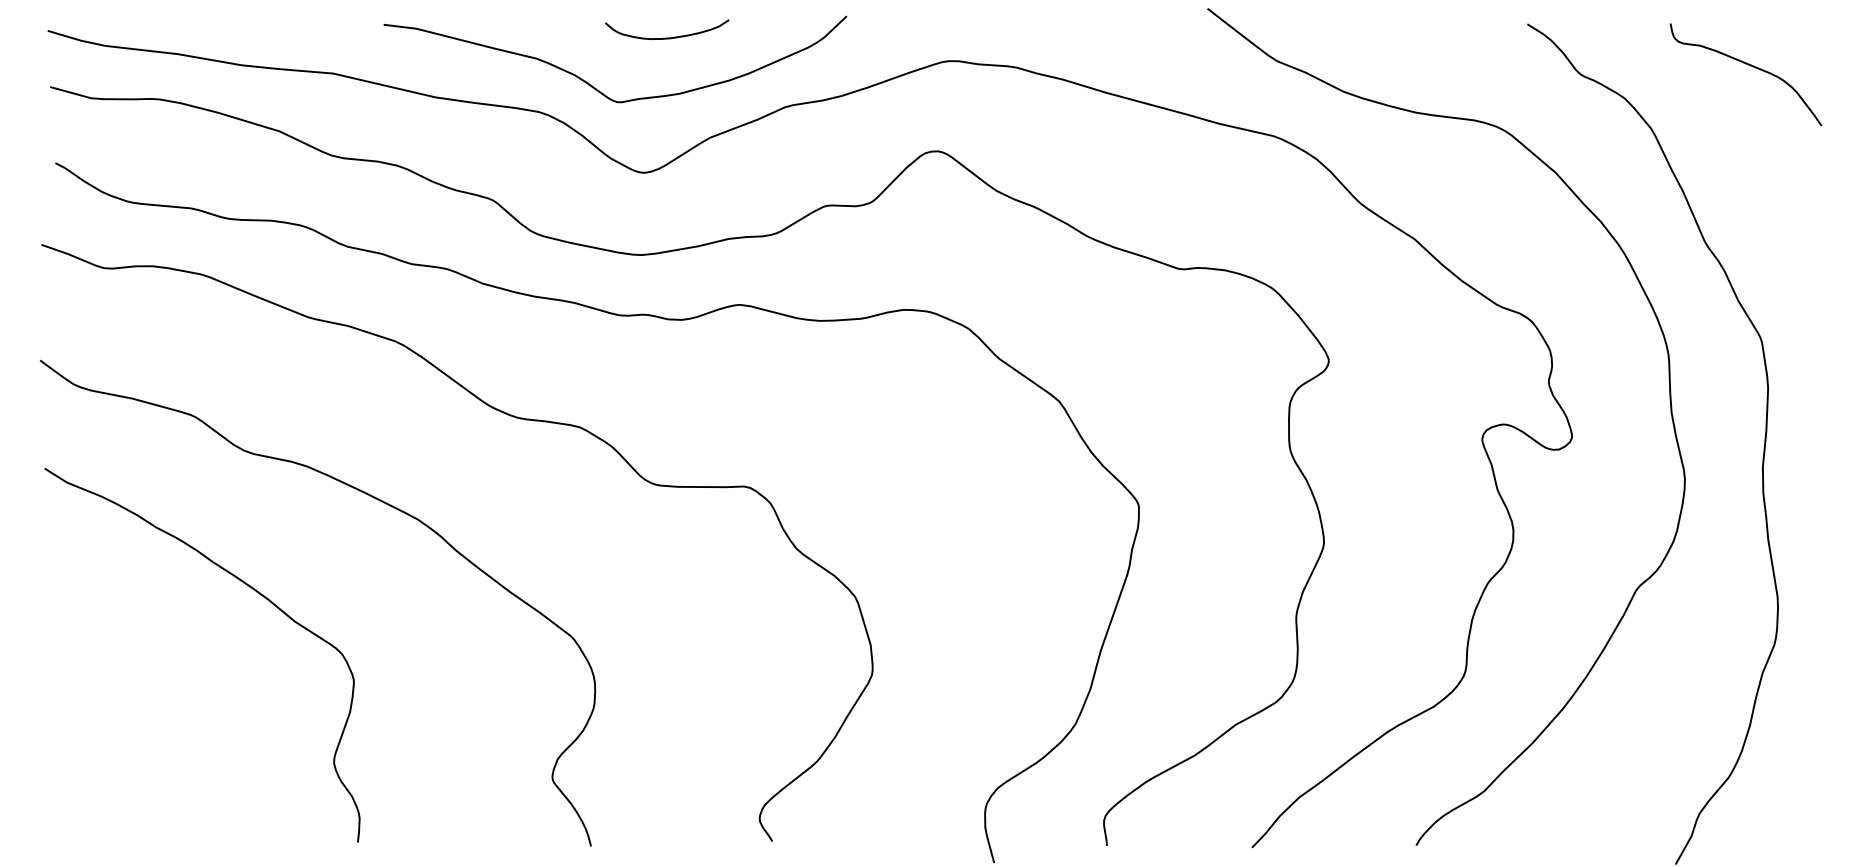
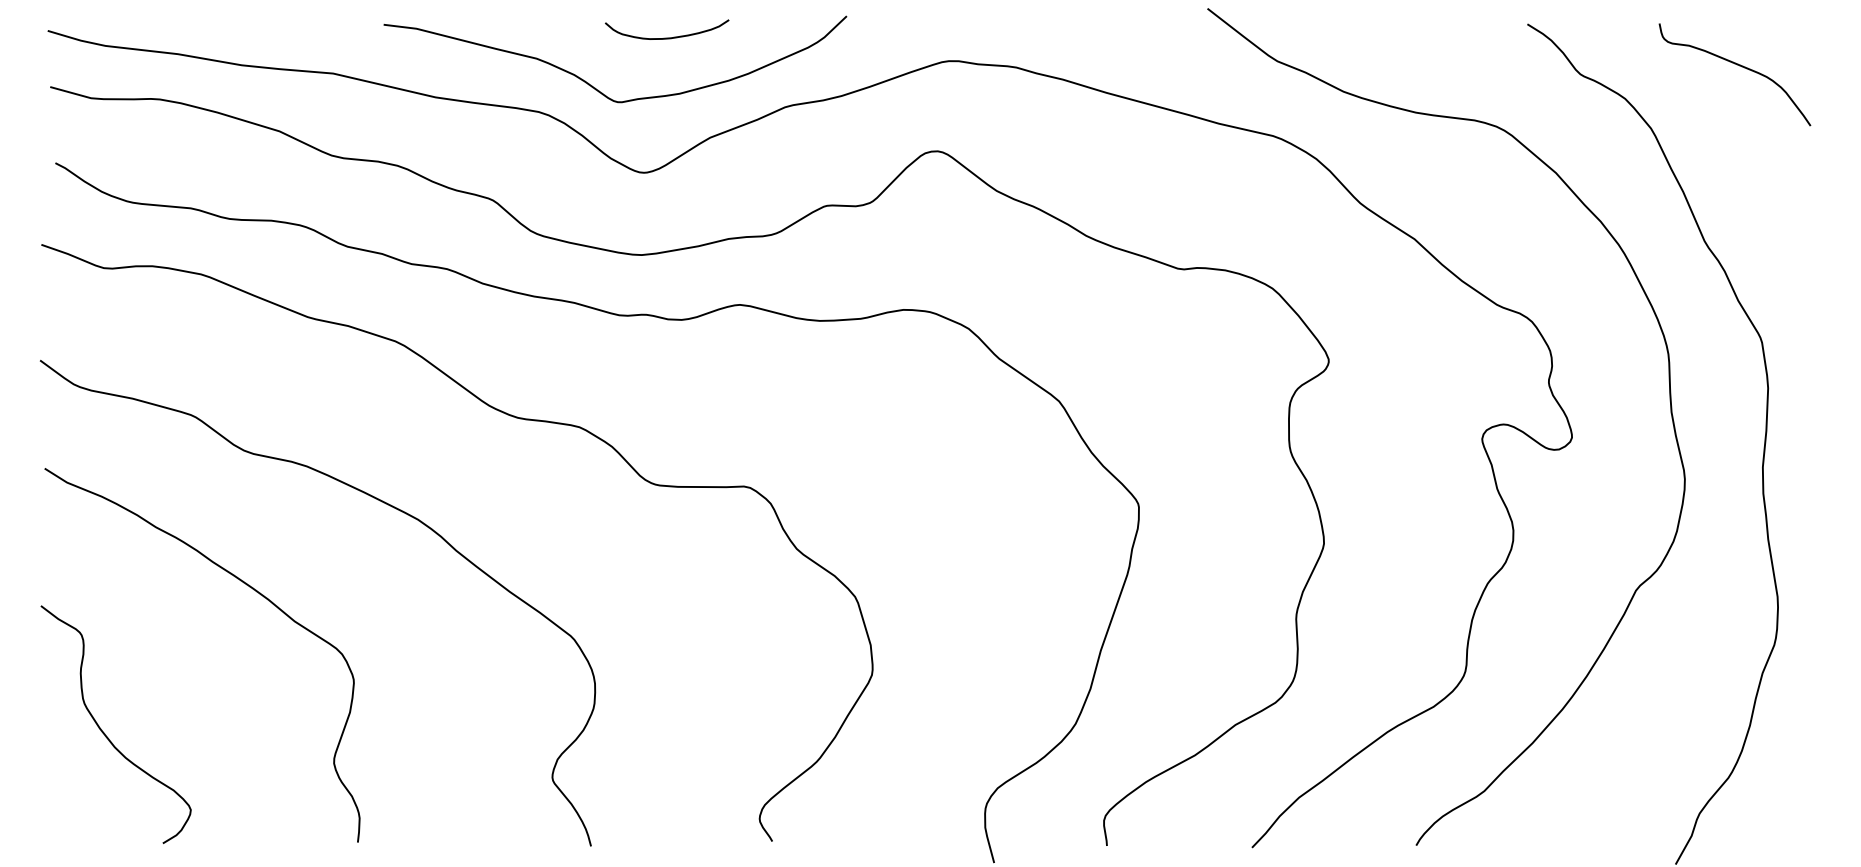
curve position: (1750, 66) -> (1739, 66) (1739, 66)
curve: none -> present (105, 733)
